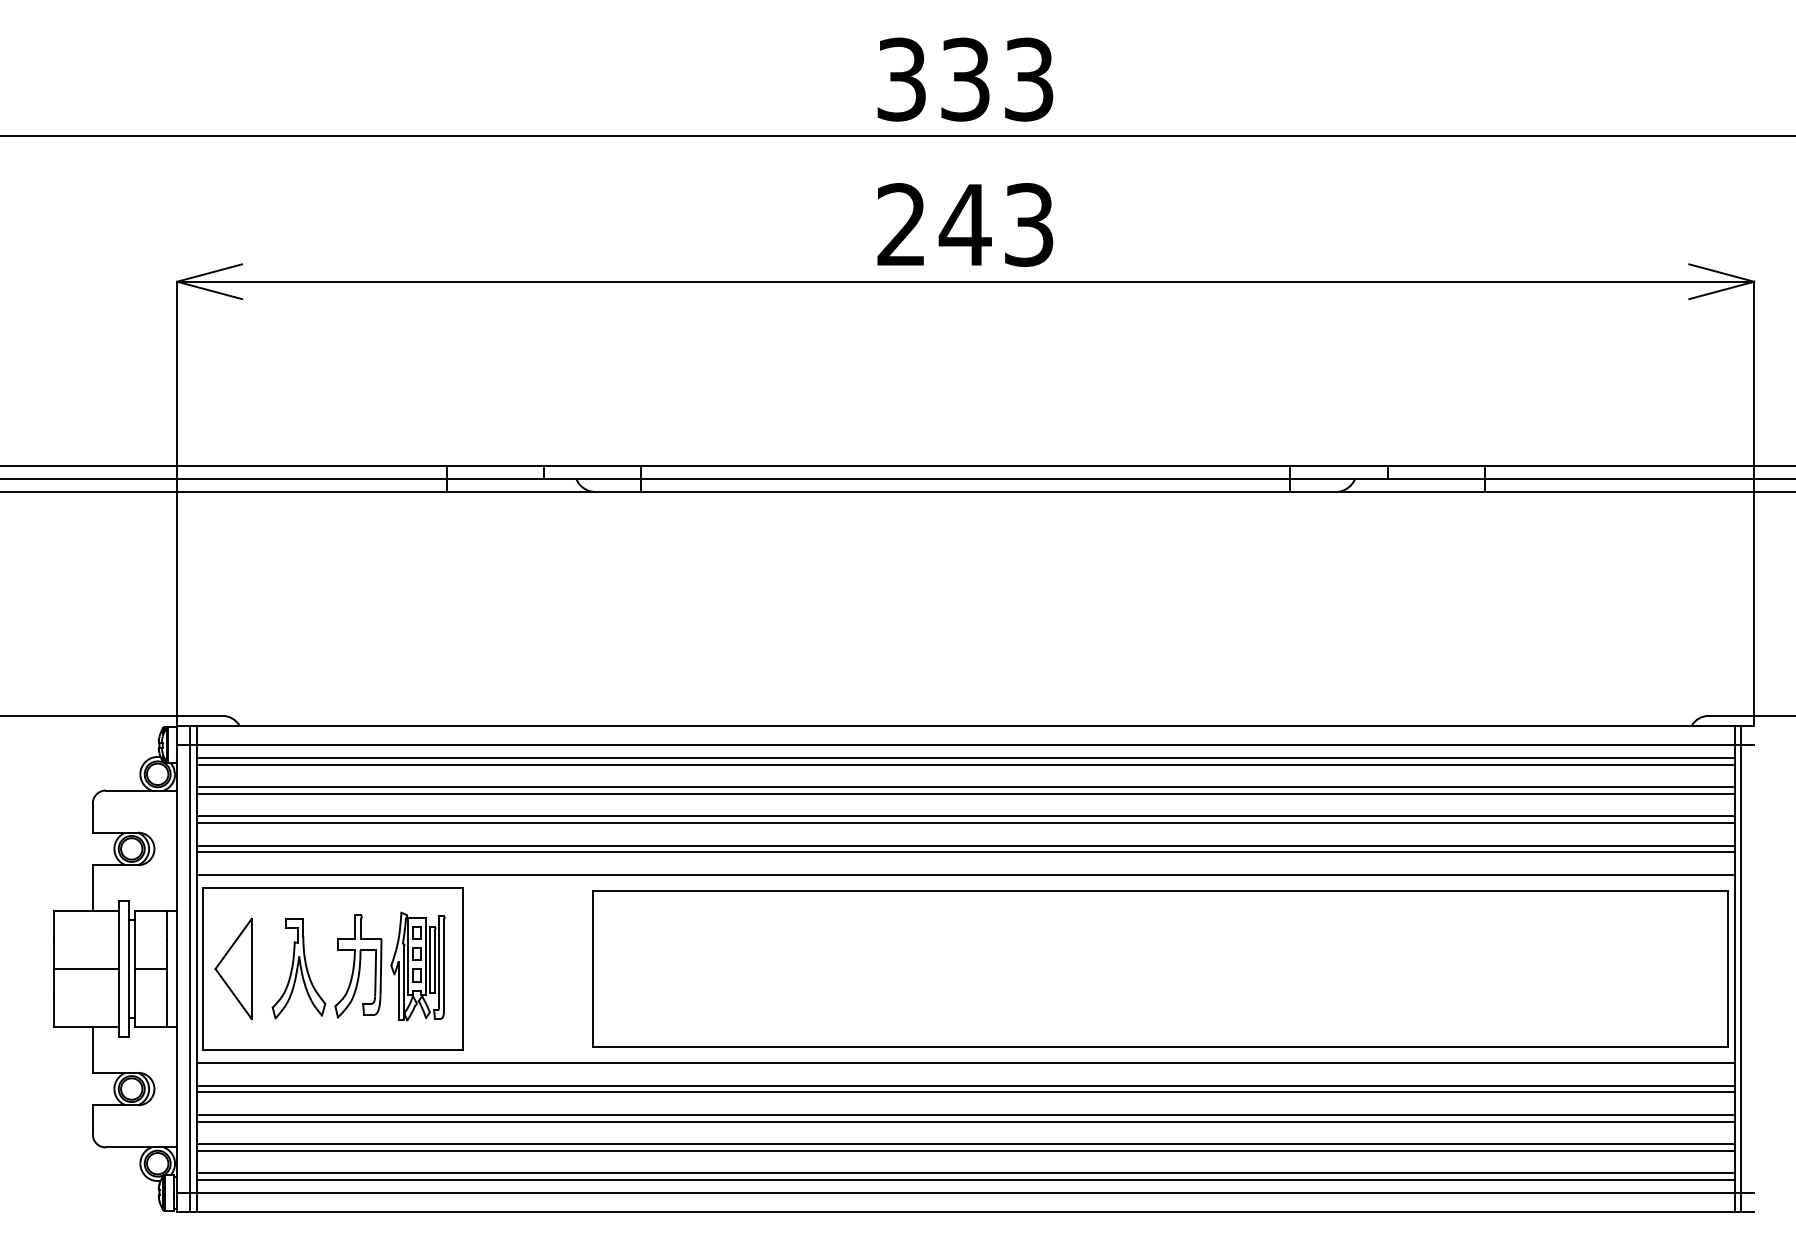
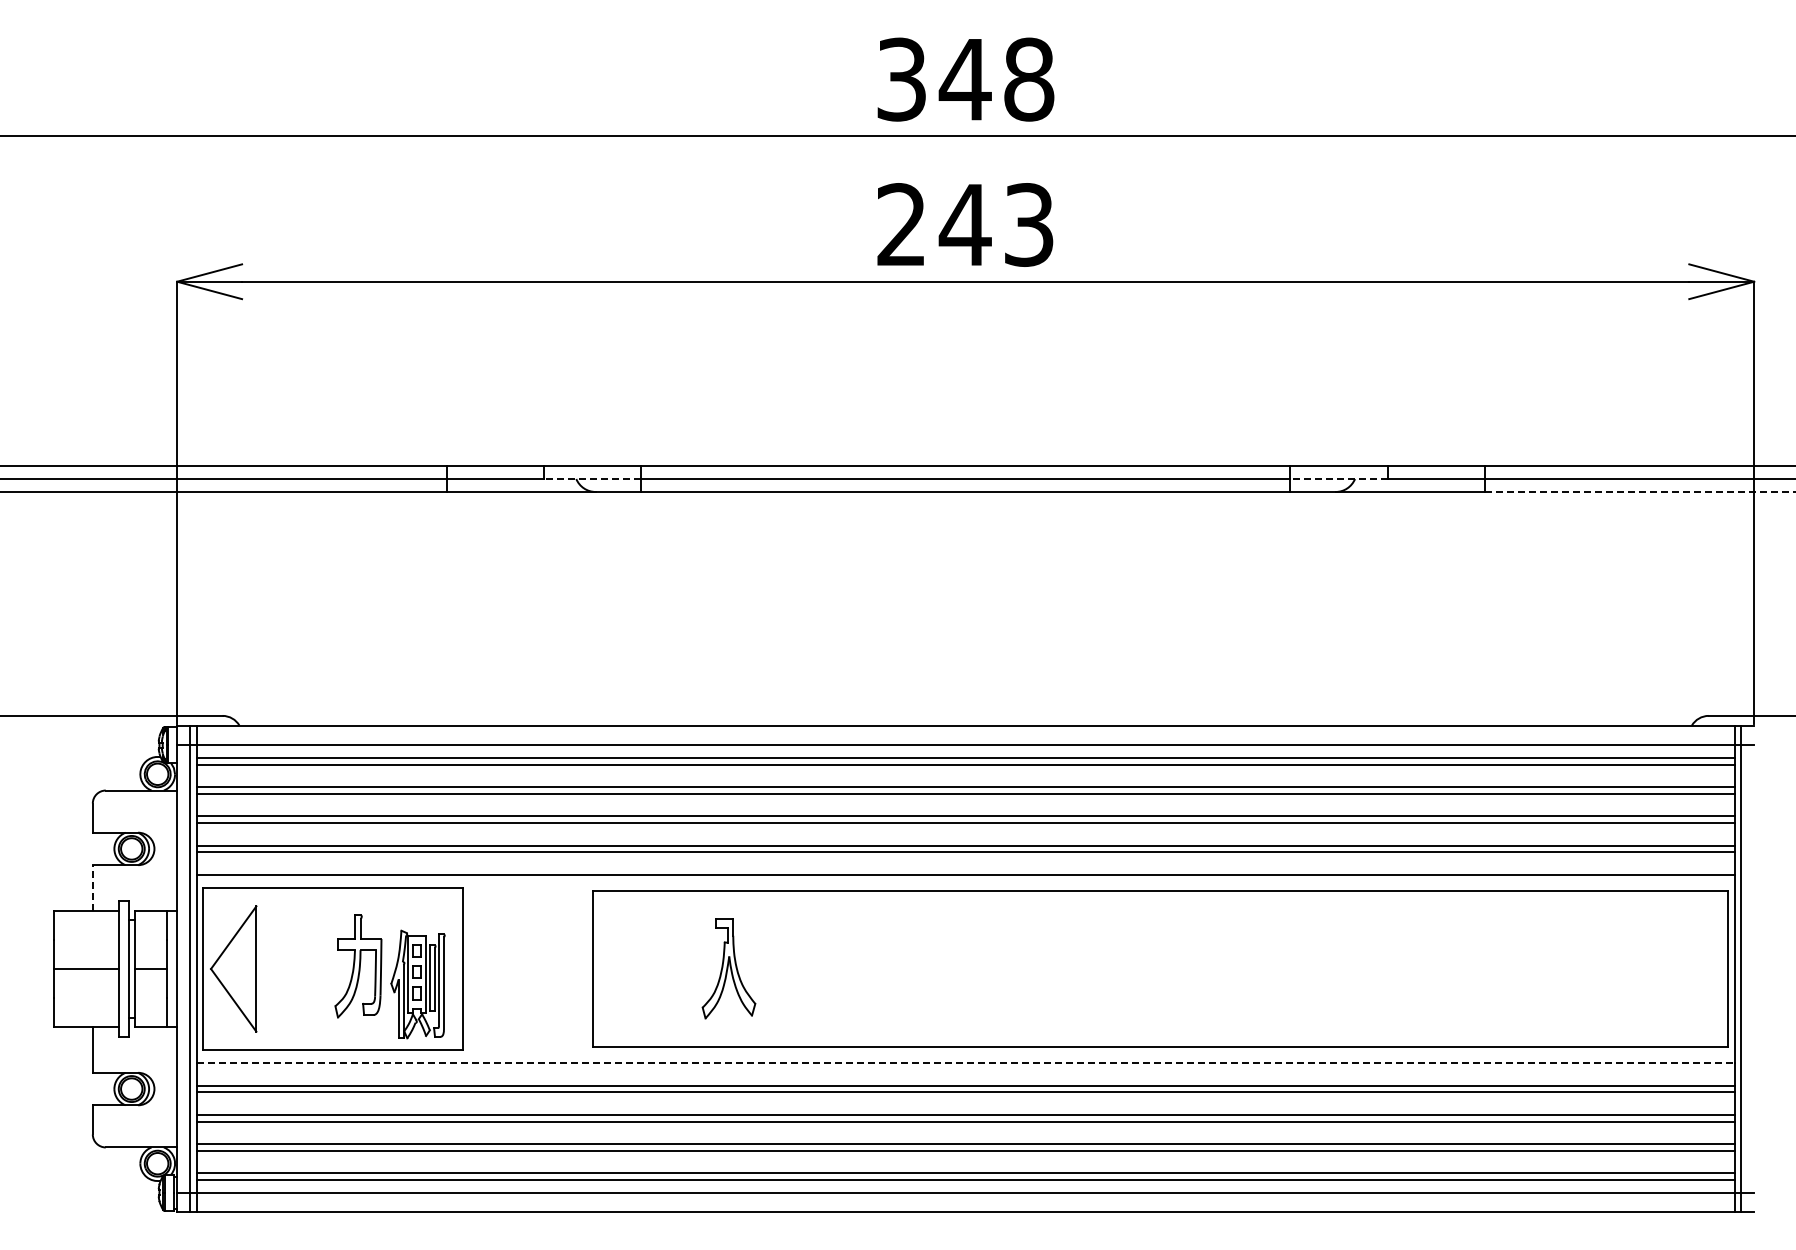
text: 333 -> 348 (996, 79)
line: solid -> dashed (592, 479)
line: solid -> dashed (1338, 479)
line: solid -> dashed (1640, 492)
line: solid -> dashed (92, 887)
part position: (417, 966) -> (417, 984) (417, 984)
part size: 39x104 px -> 48x128 px (233, 968)
part position: (298, 968) -> (728, 968) (728, 968)
line: solid -> dashed (966, 1063)
